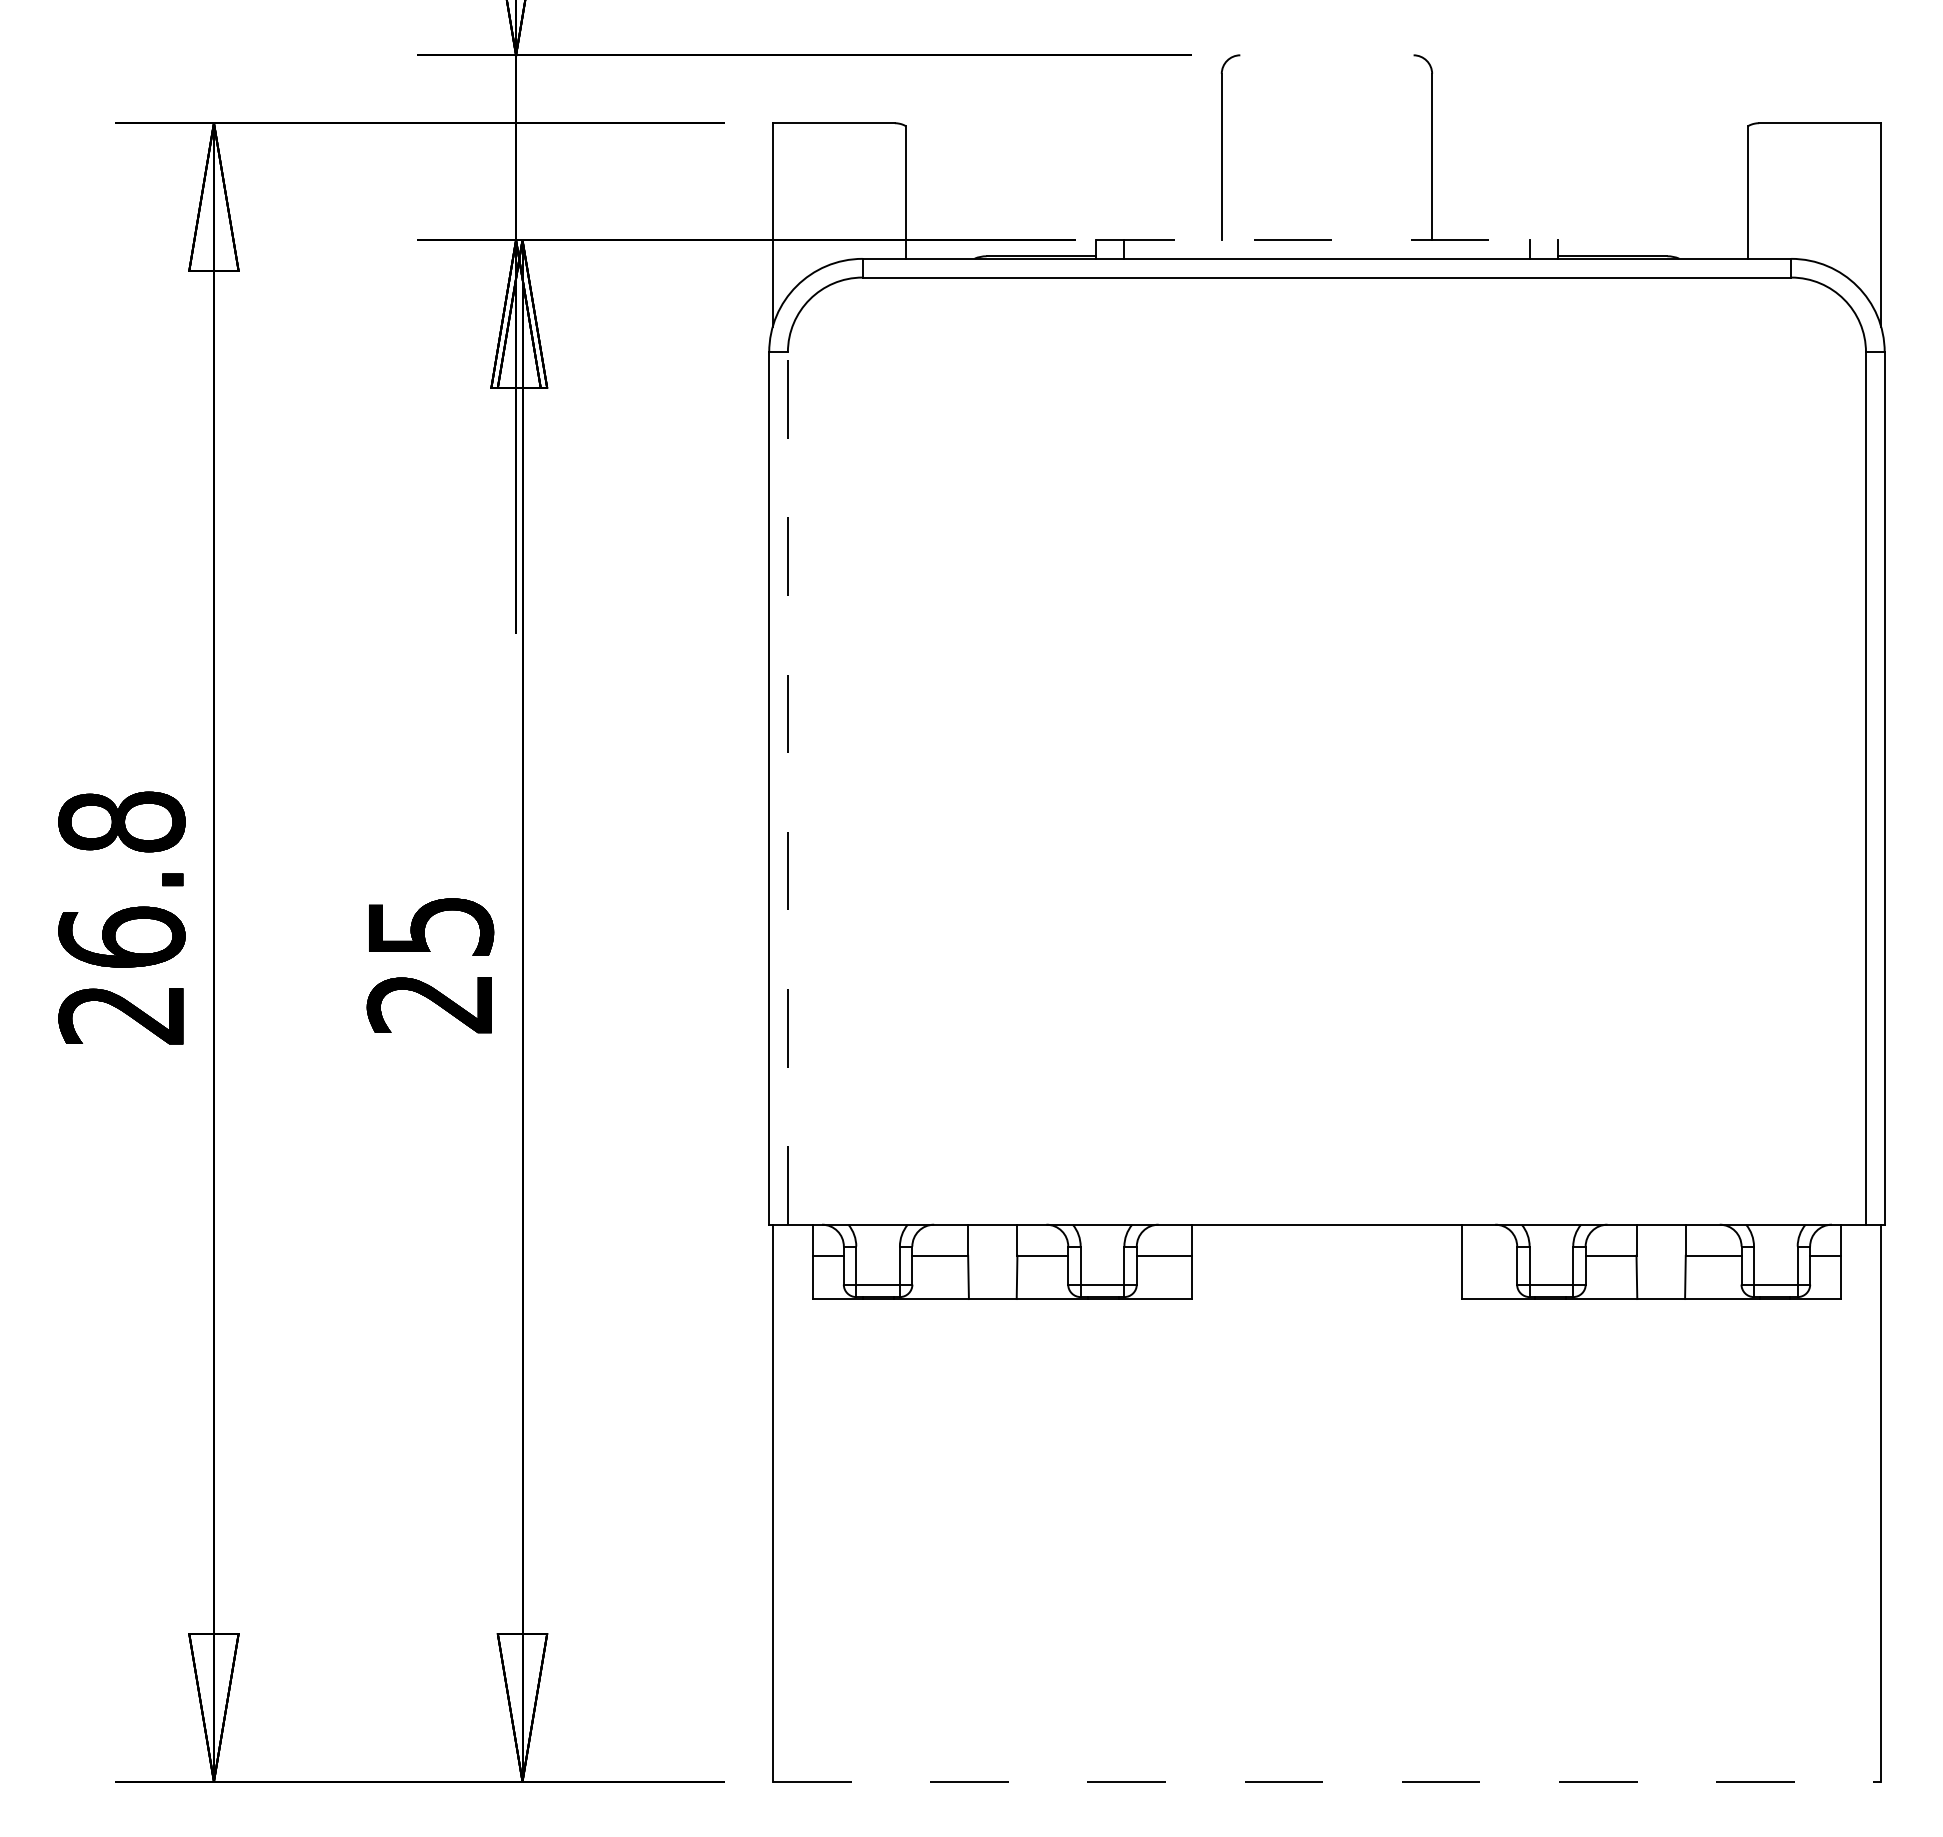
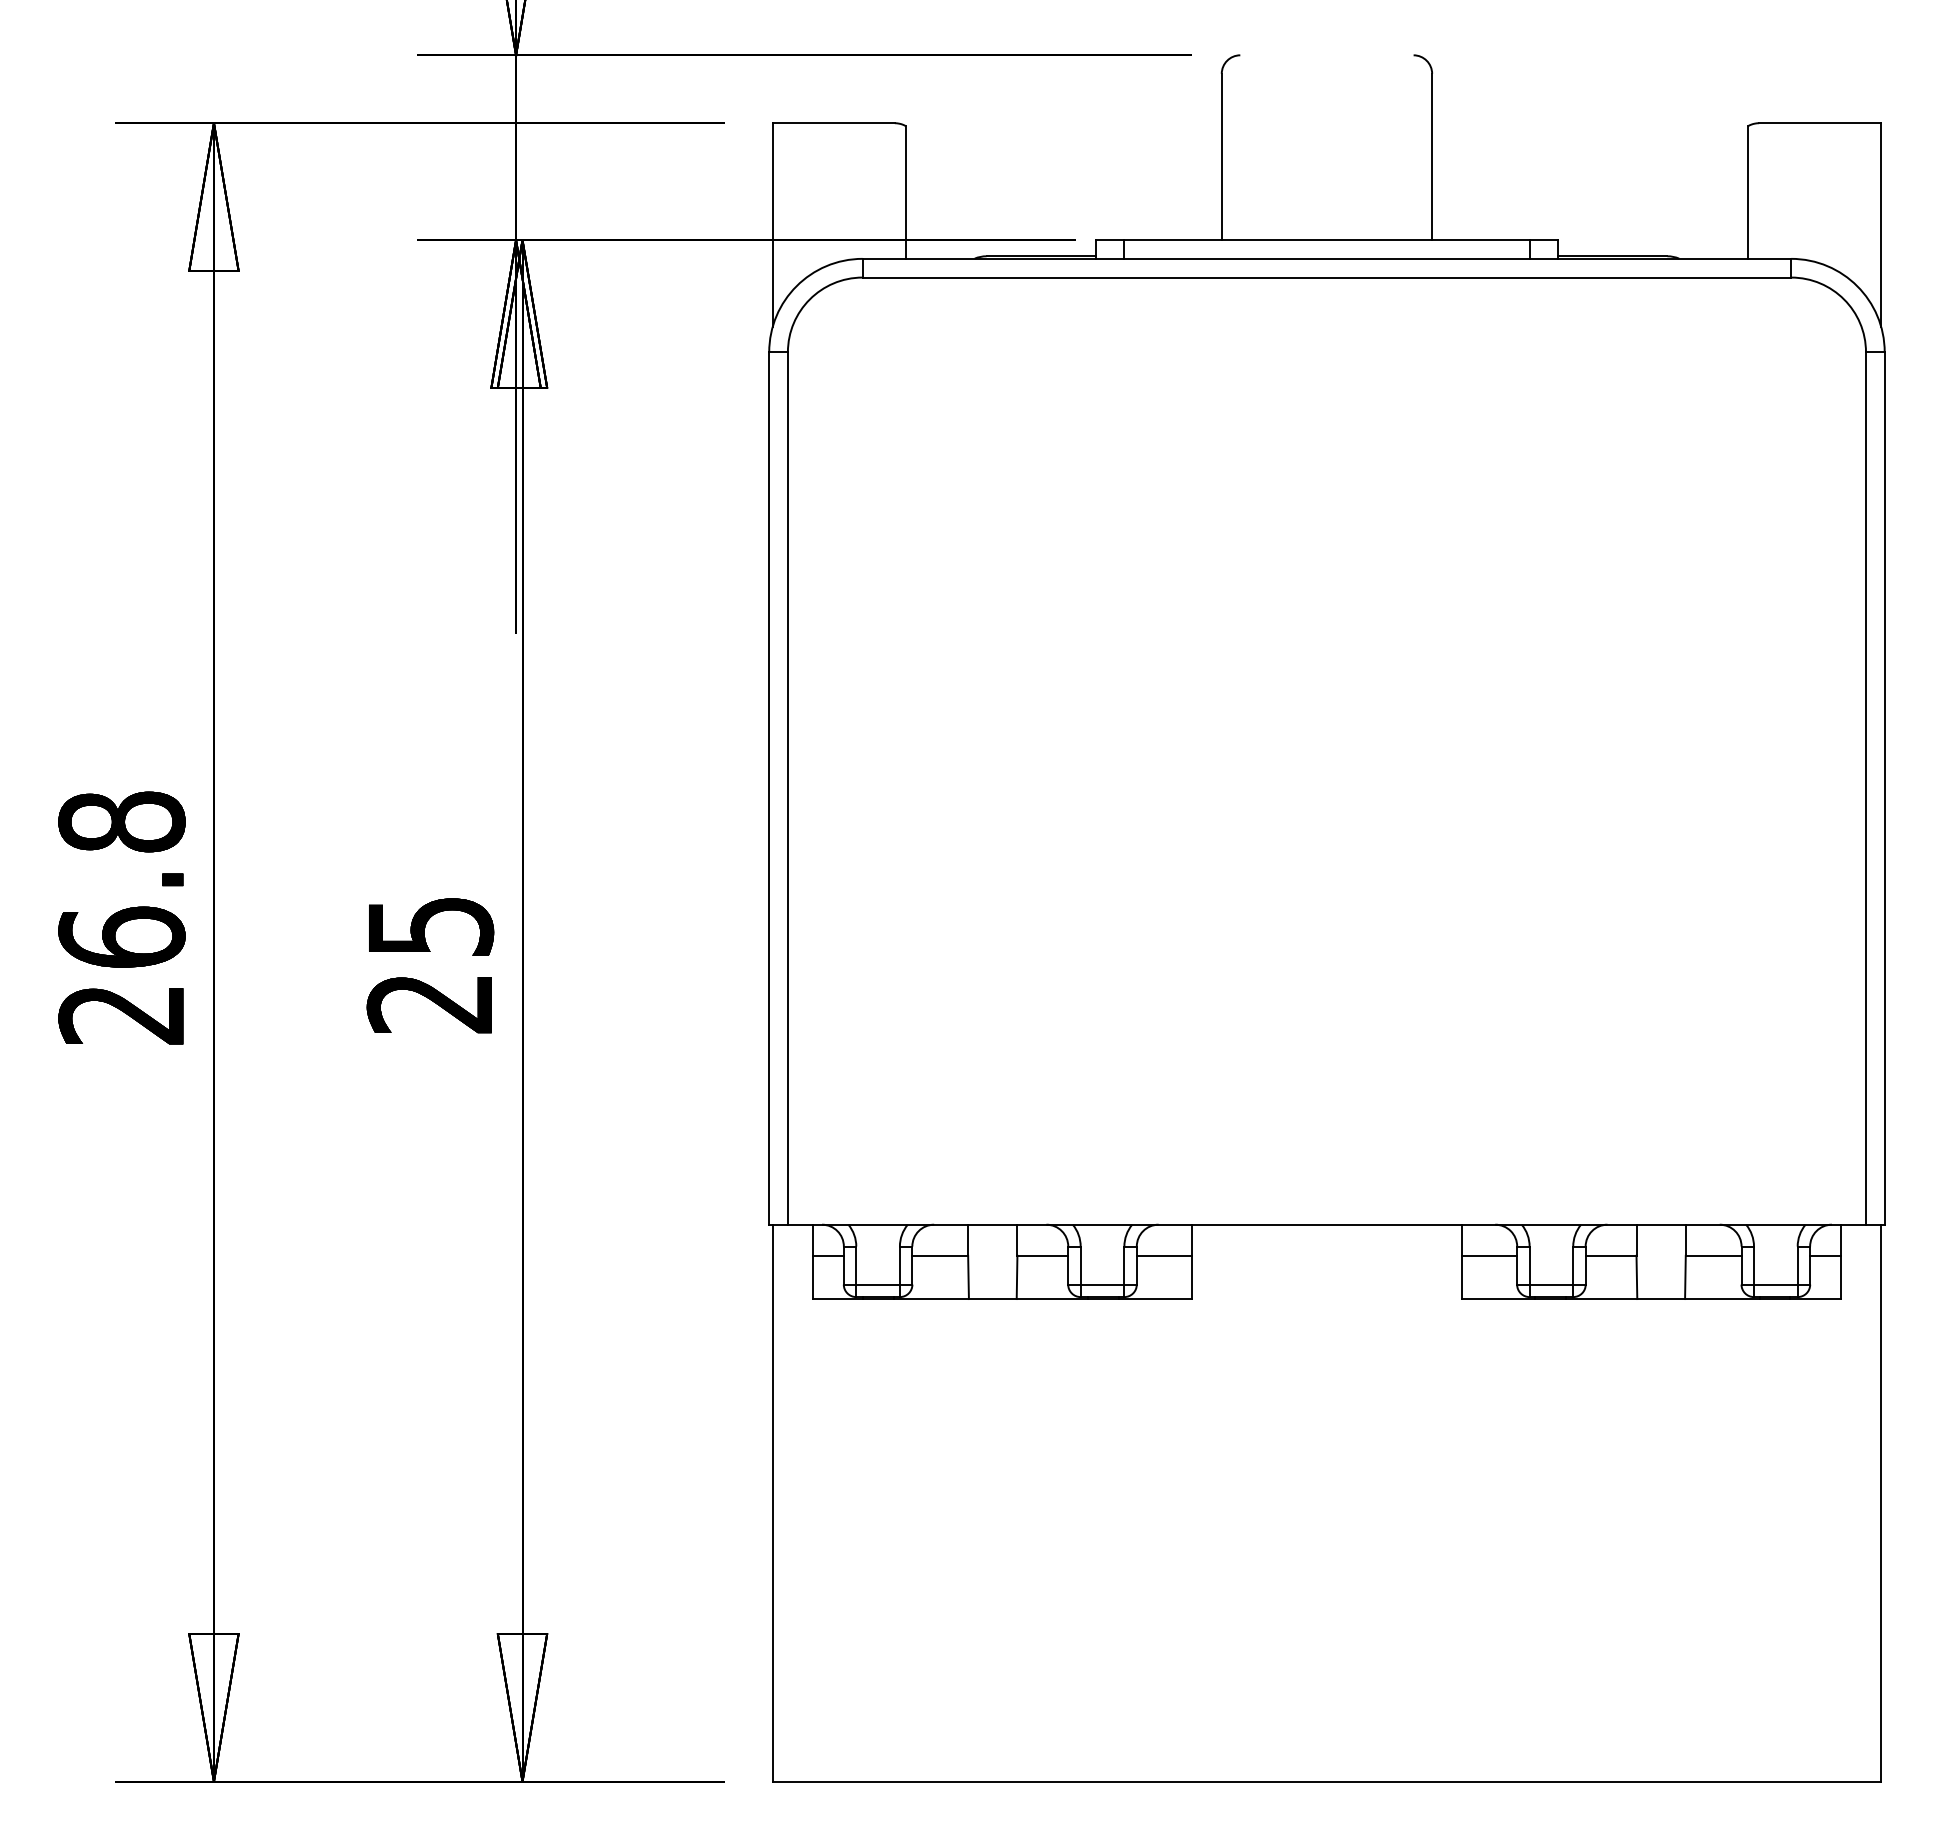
line: dashed -> solid (1326, 240)
line: dashed -> solid (787, 788)
line: none -> present (1489, 1255)
line: dashed -> solid (1326, 1781)
